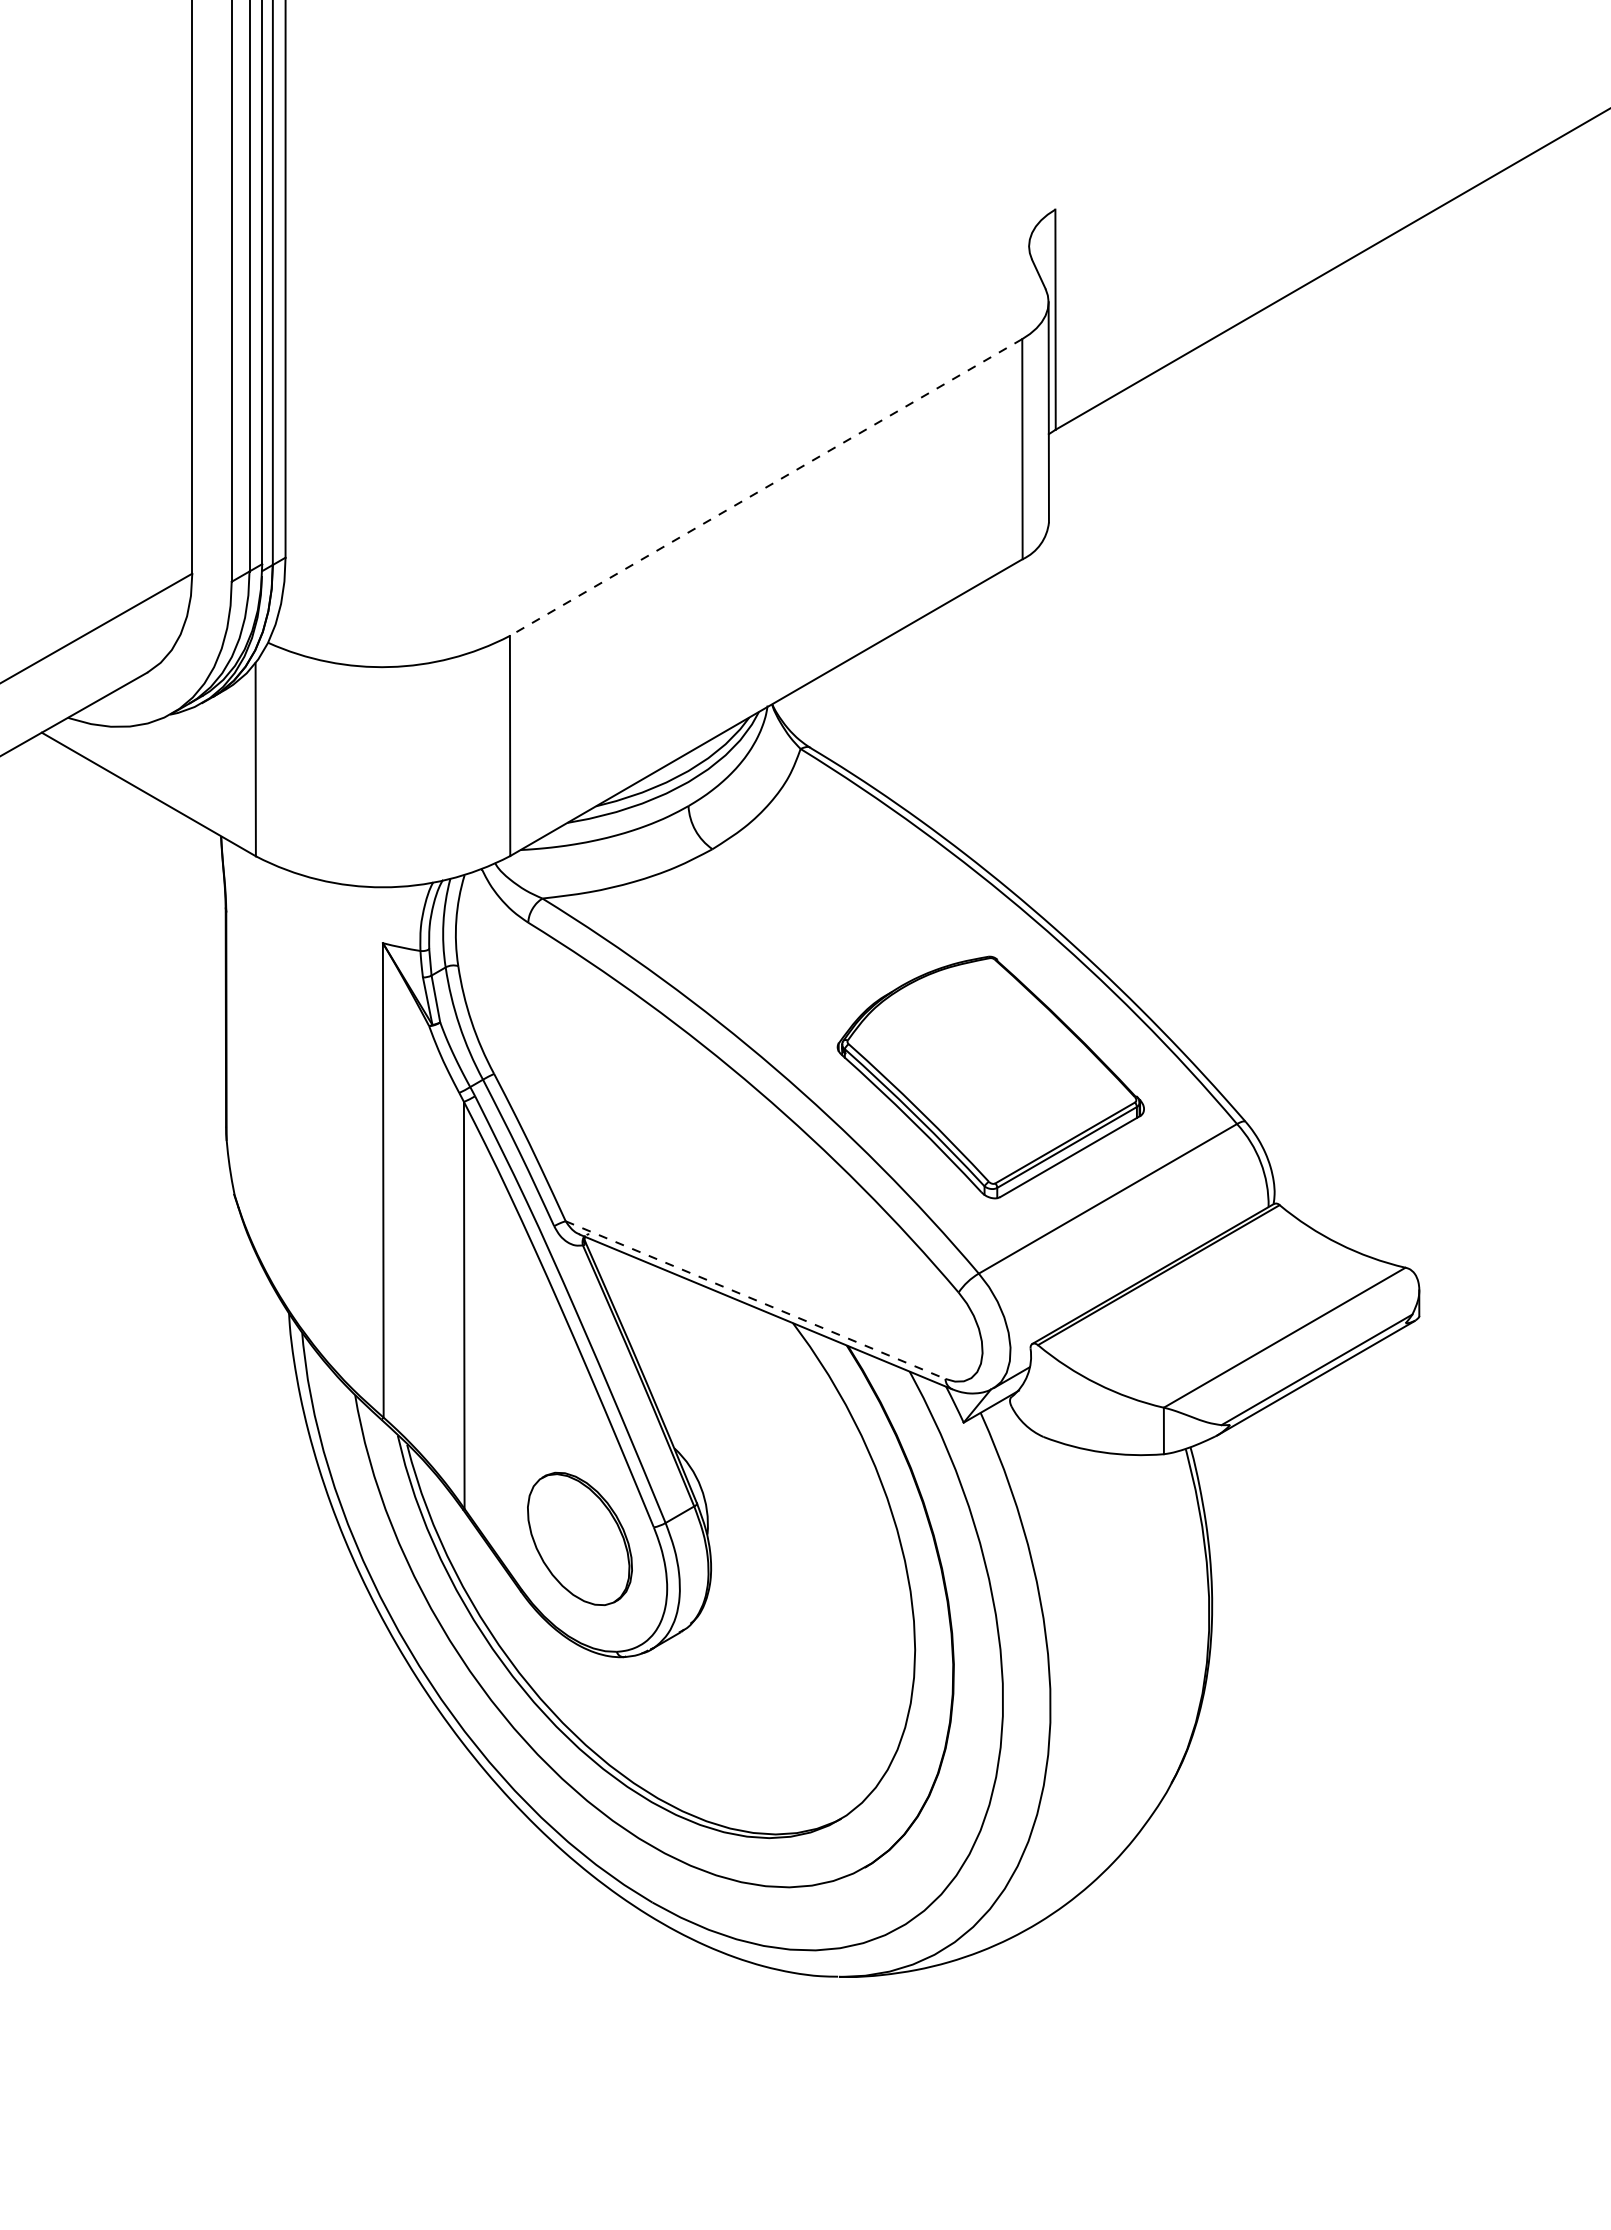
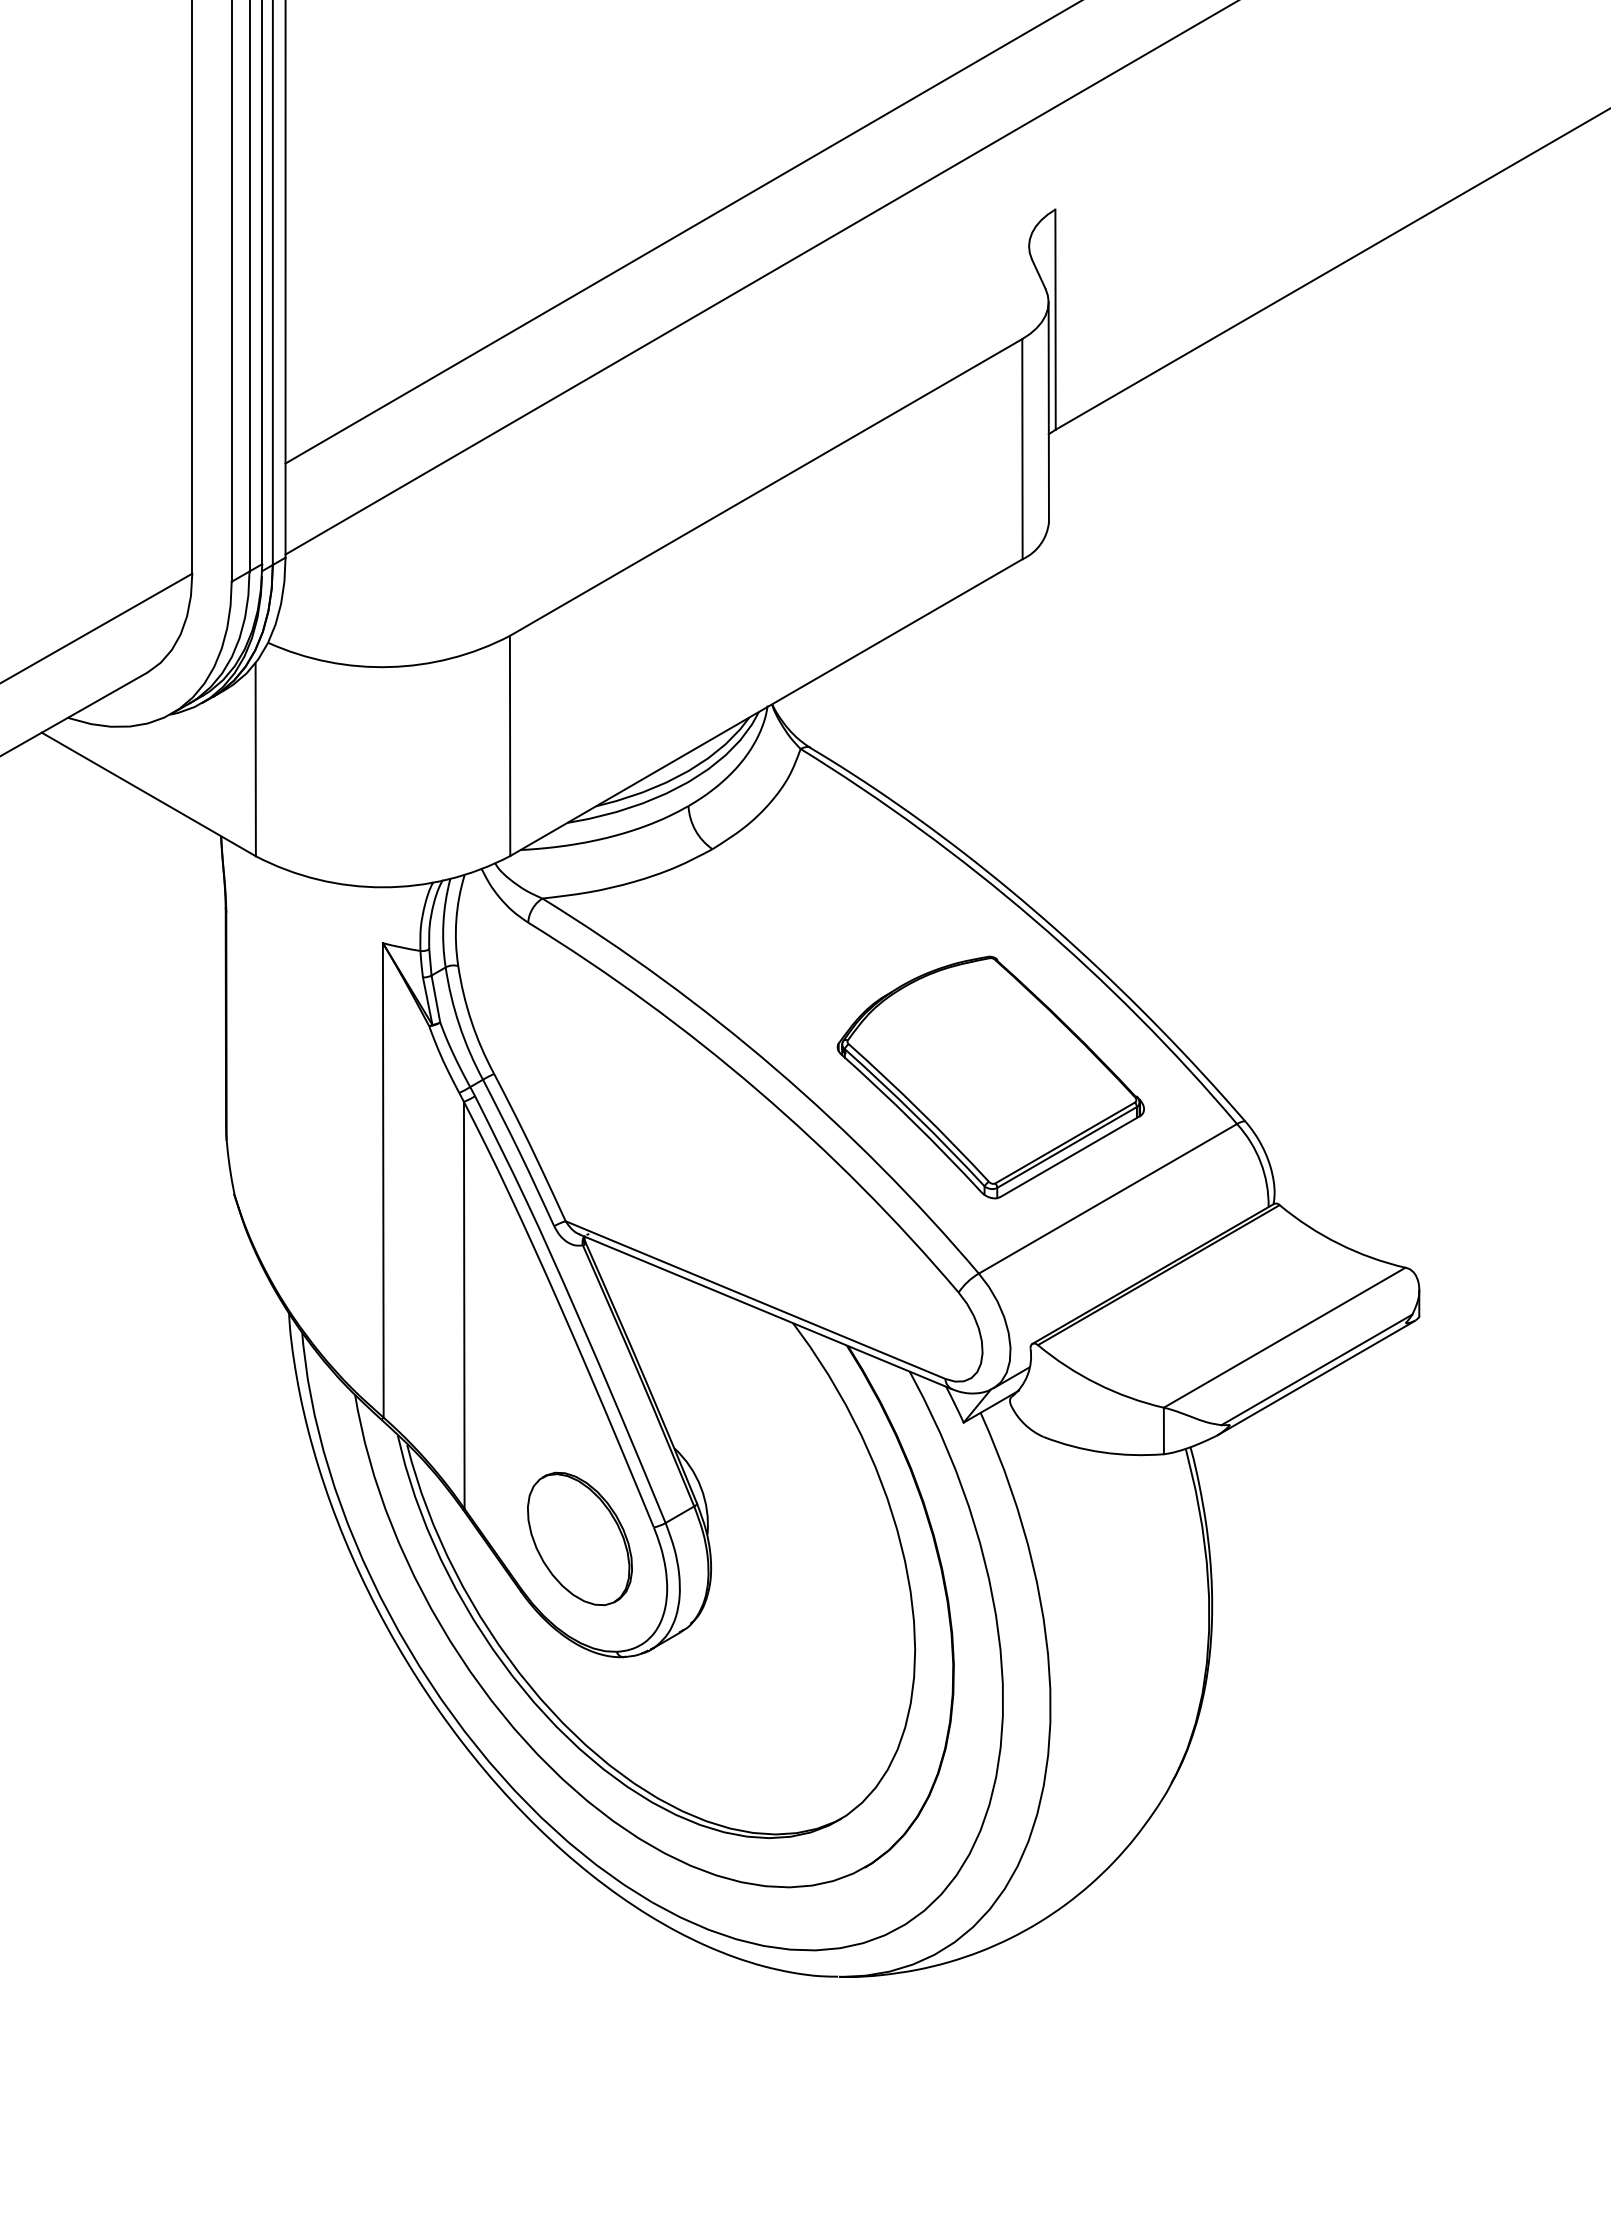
line: none -> present (682, 232)
line: none -> present (760, 278)
line: dashed -> solid (765, 487)
line: dashed -> solid (755, 1300)
